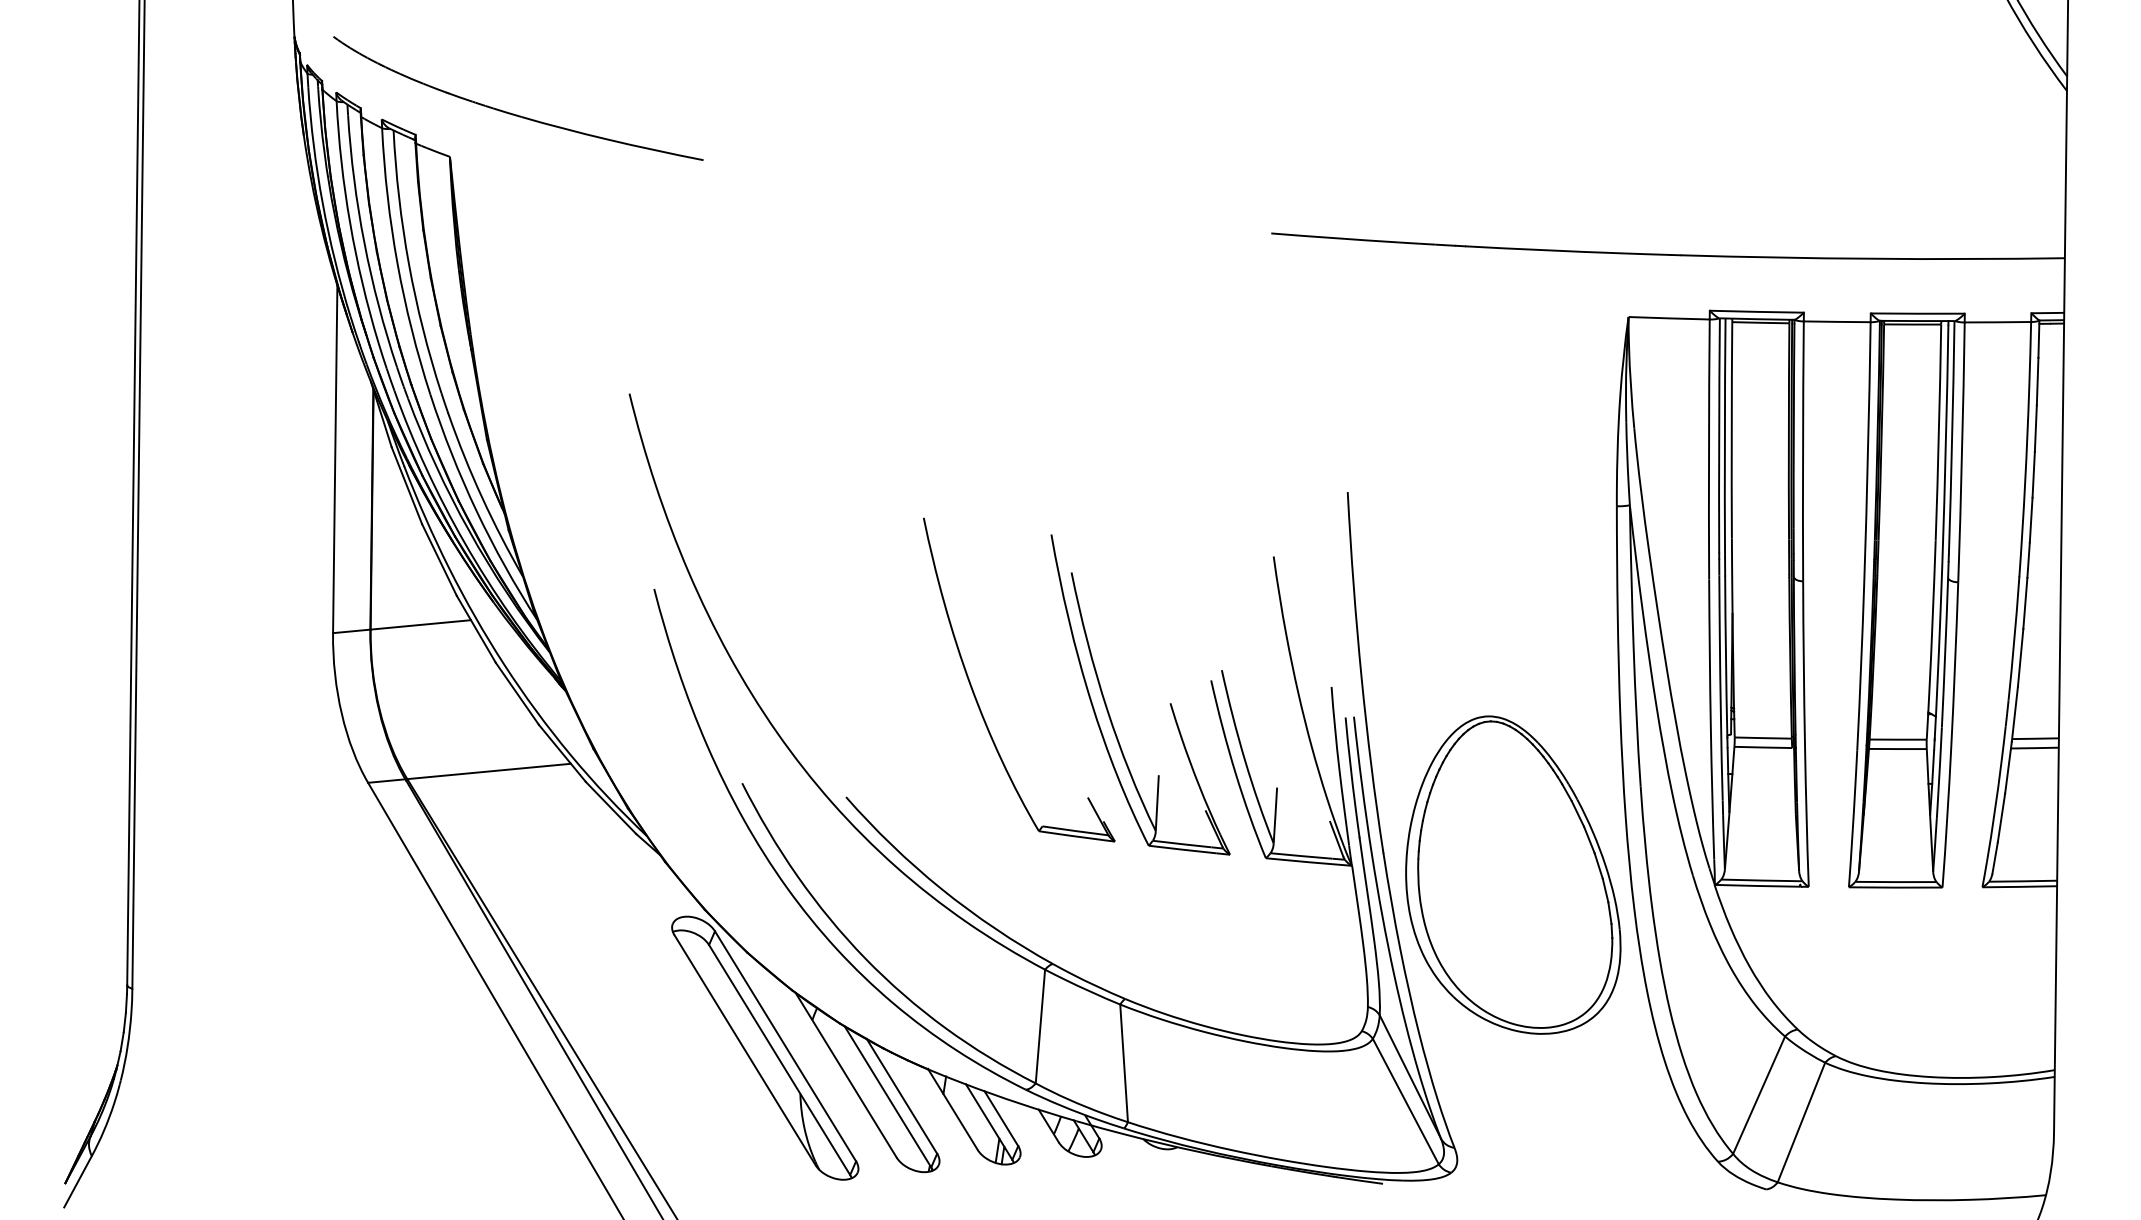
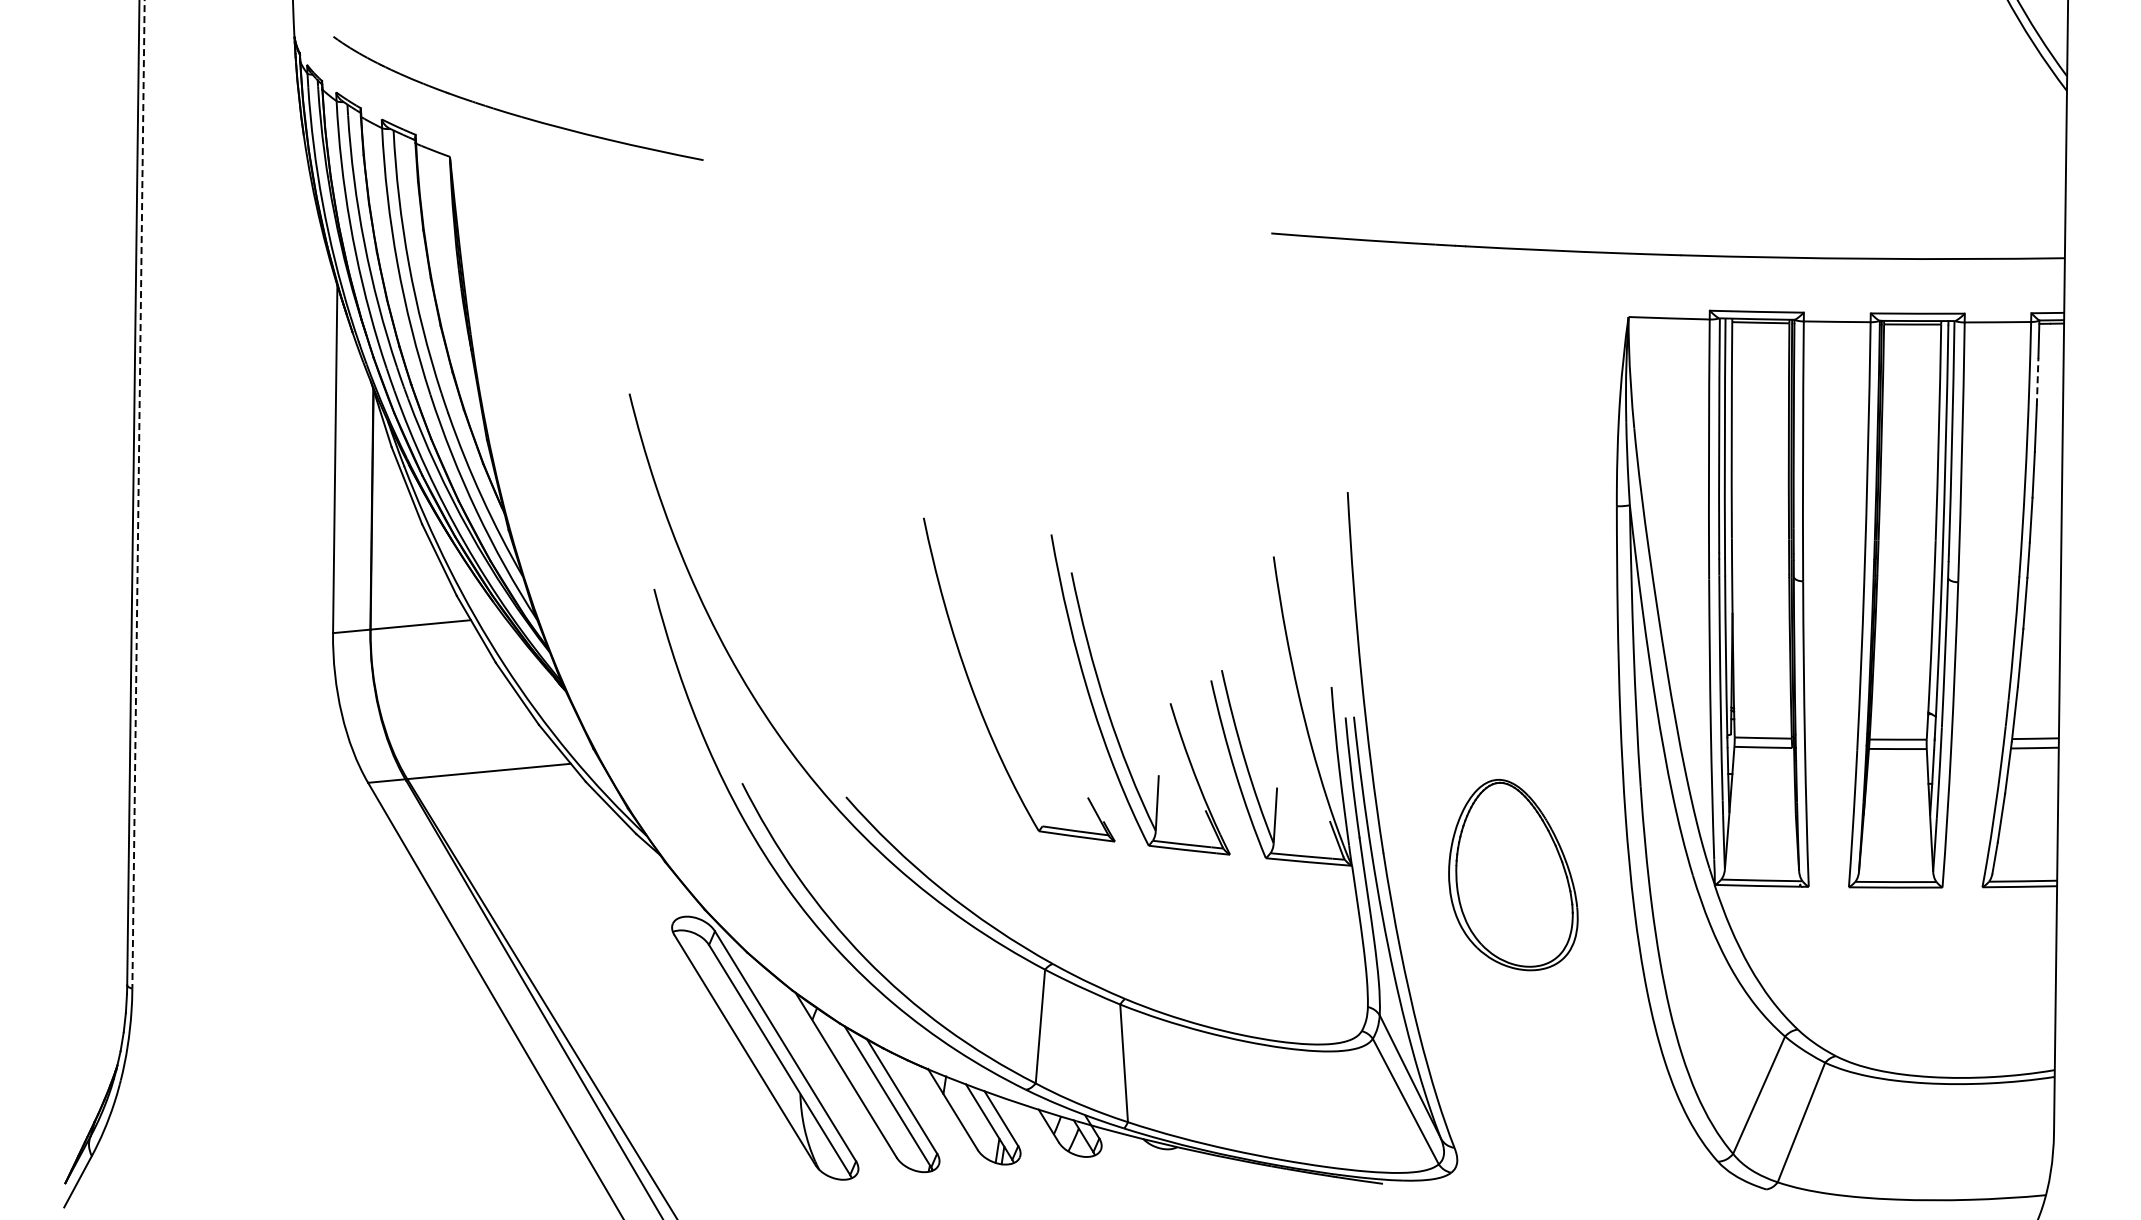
line: solid -> dashed (2037, 381)
line: solid -> dashed (138, 494)
part size: 217x320 px -> 131x193 px (1513, 875)
